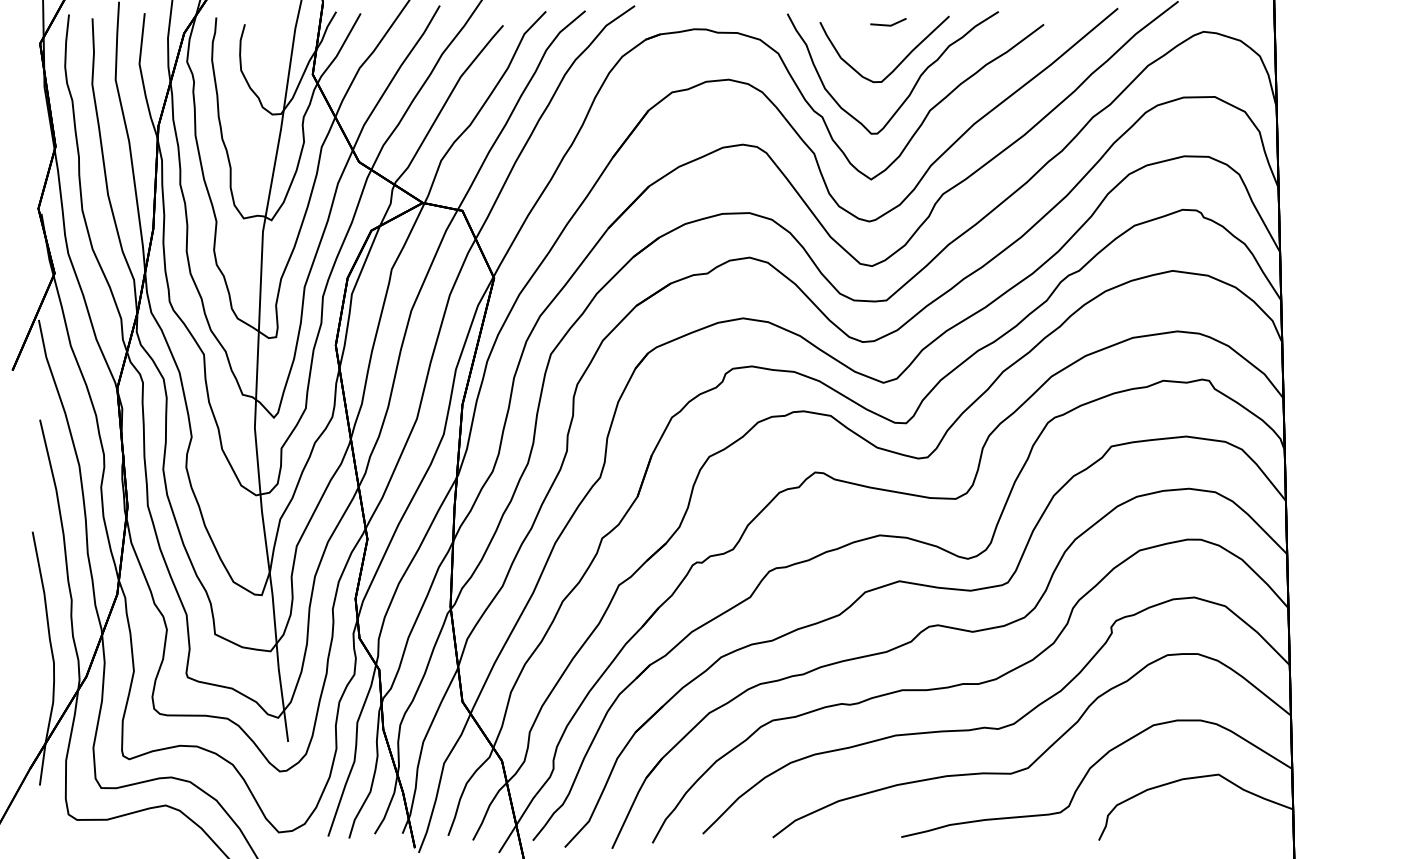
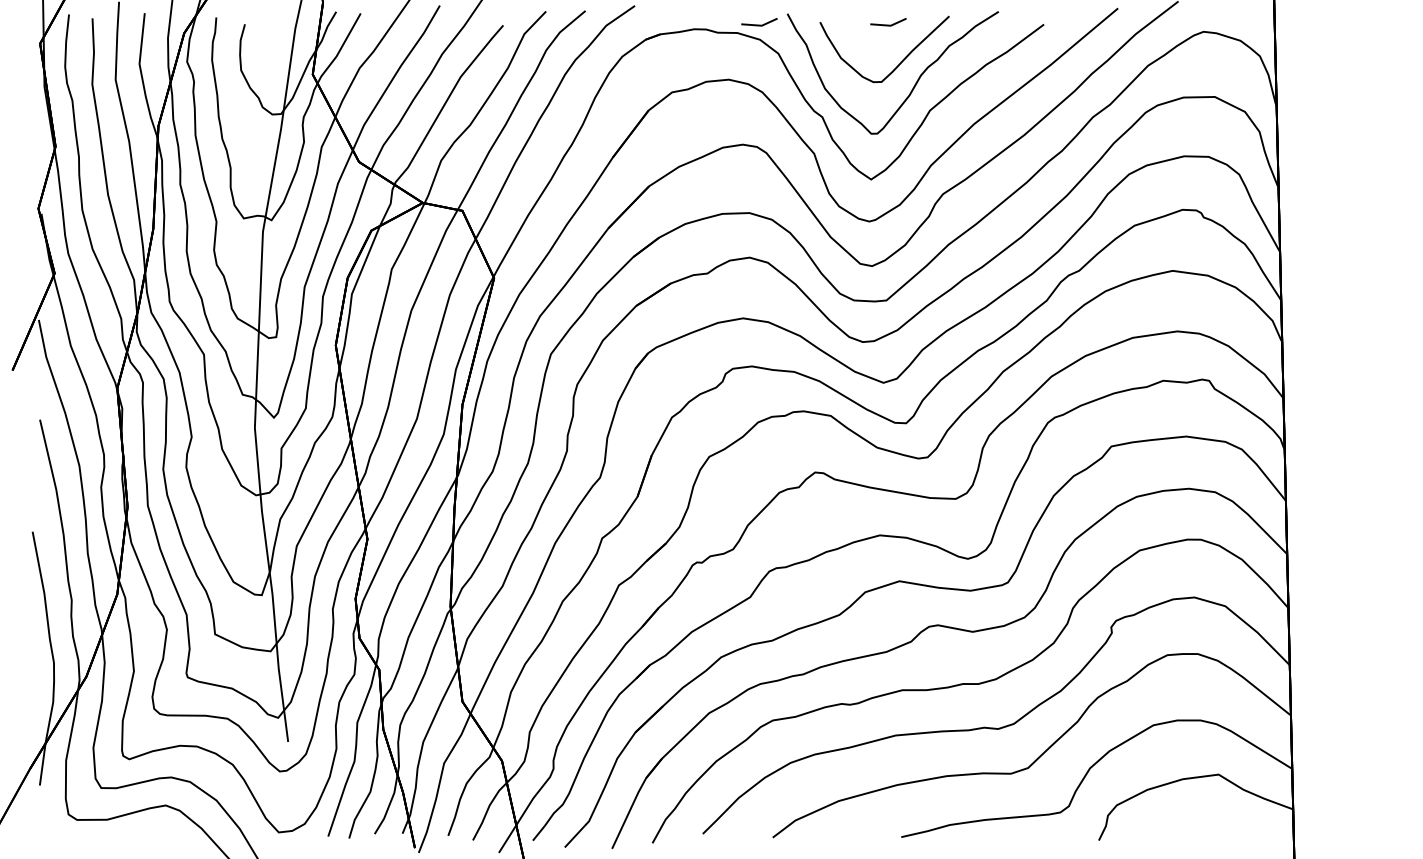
line: none -> present (759, 24)
